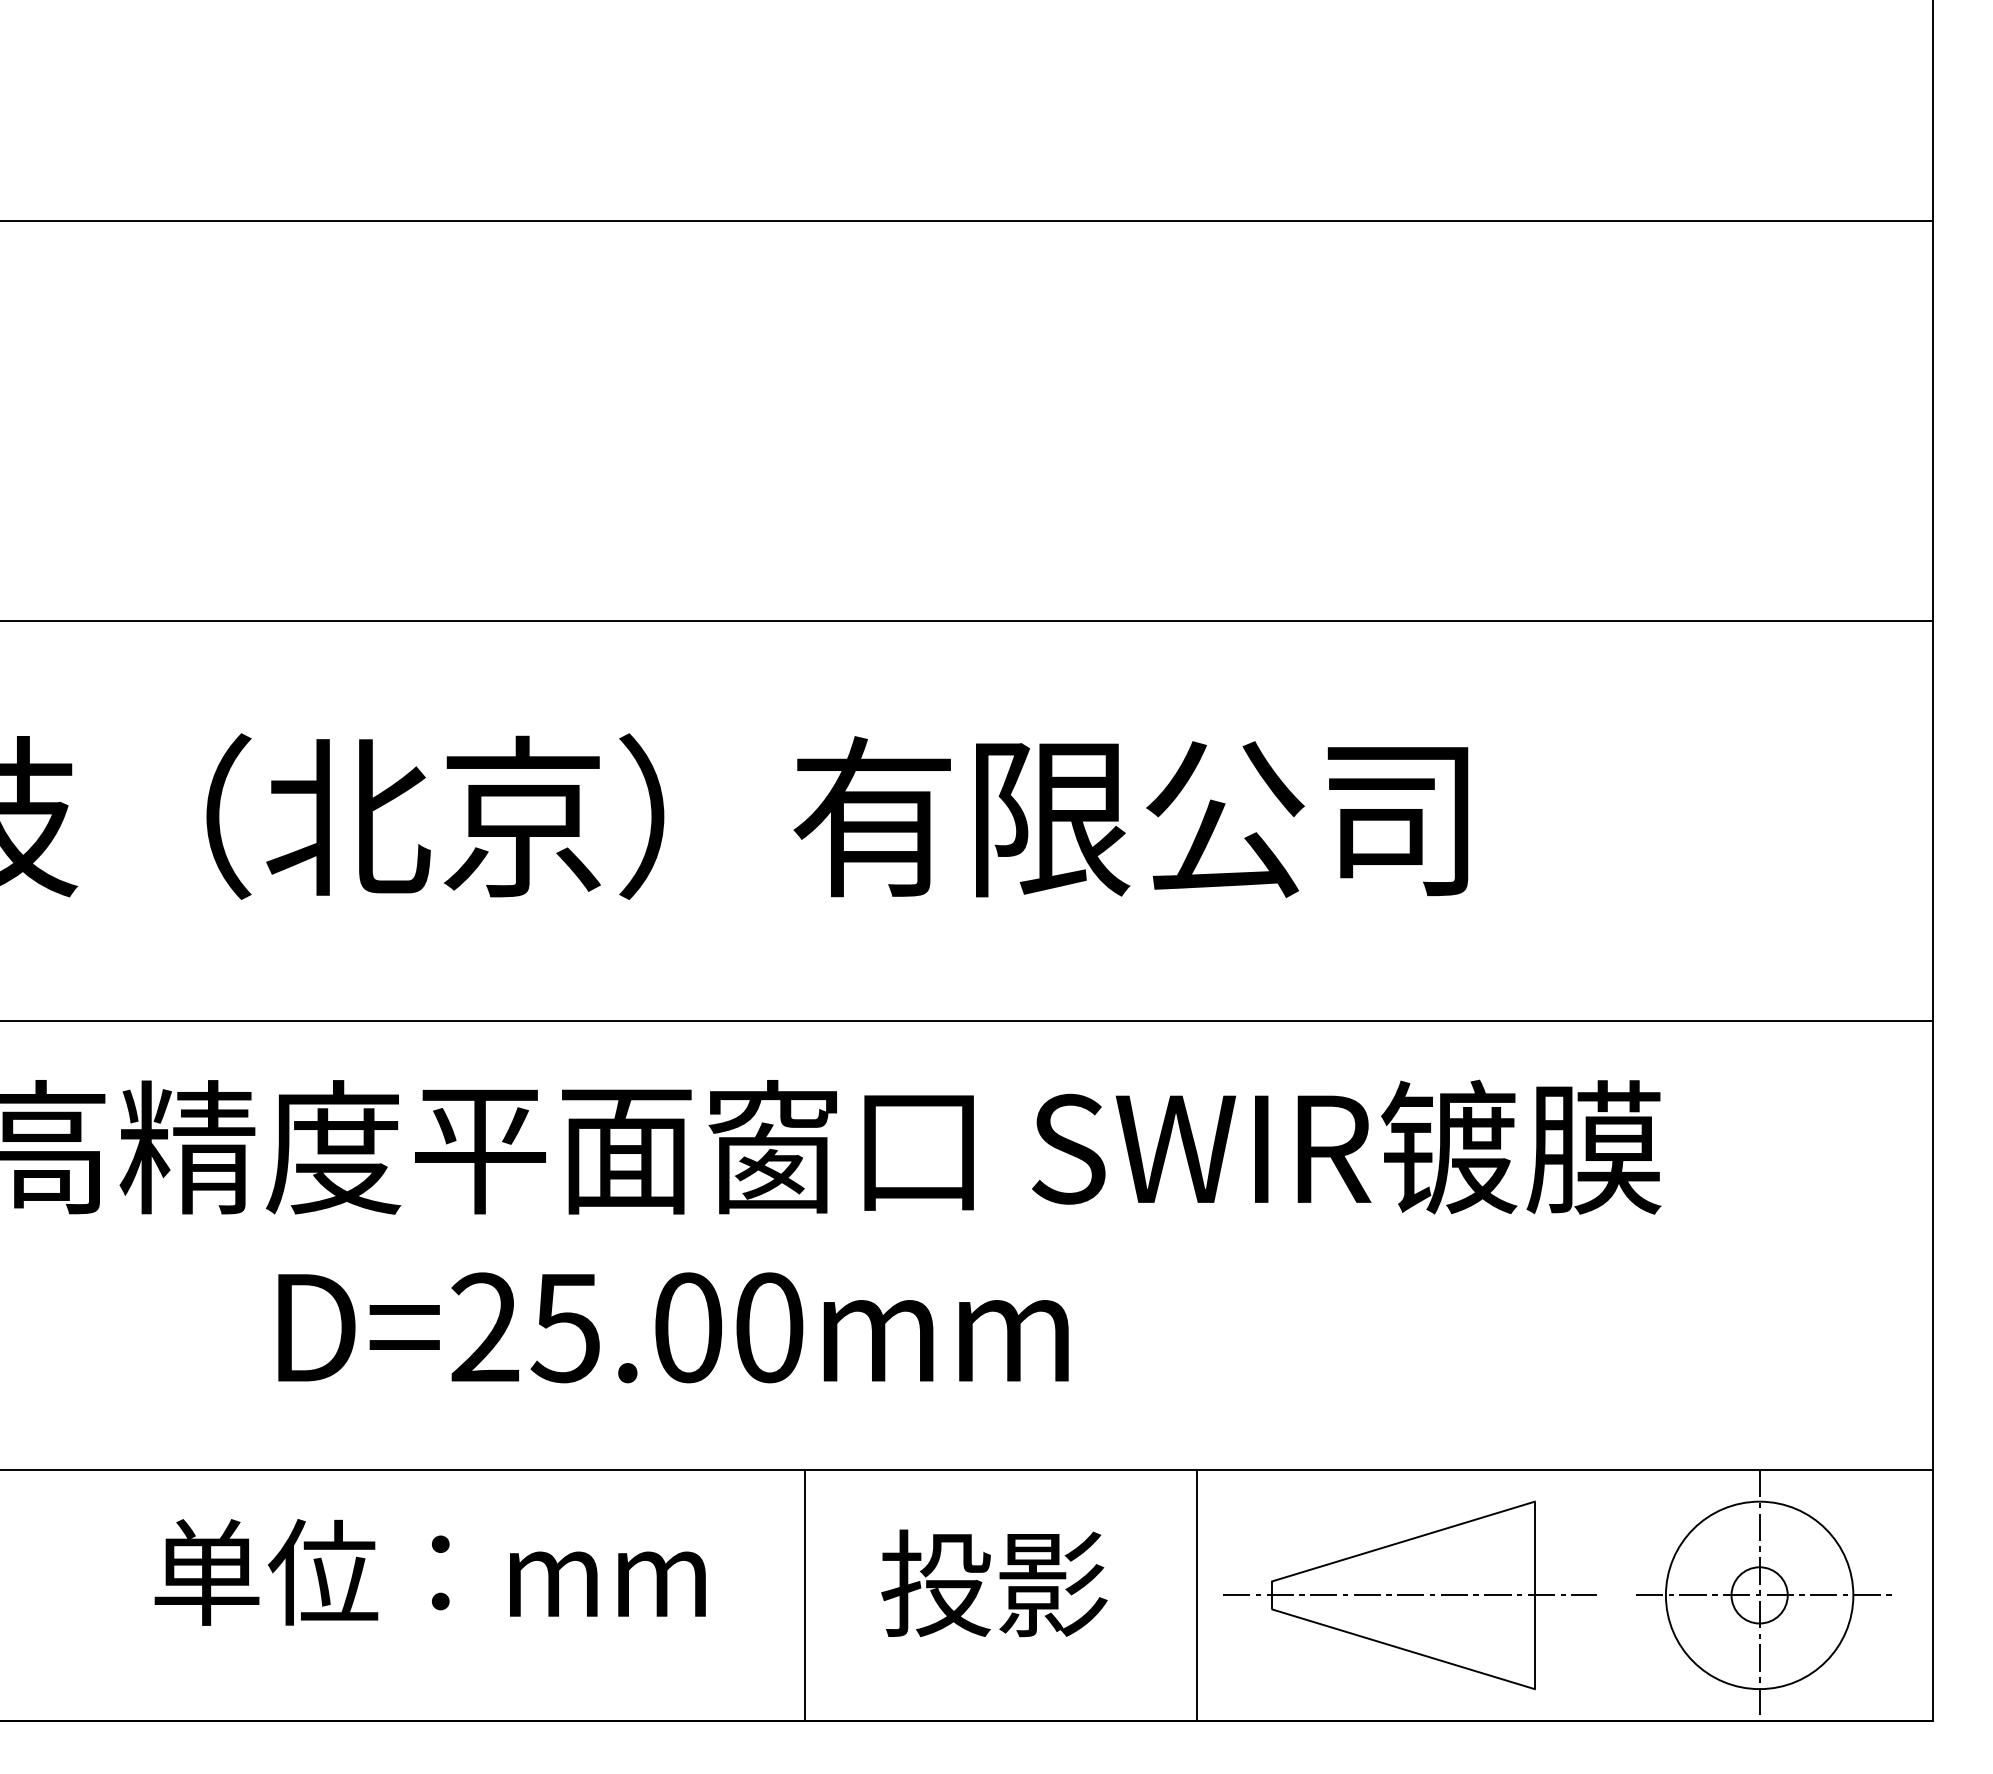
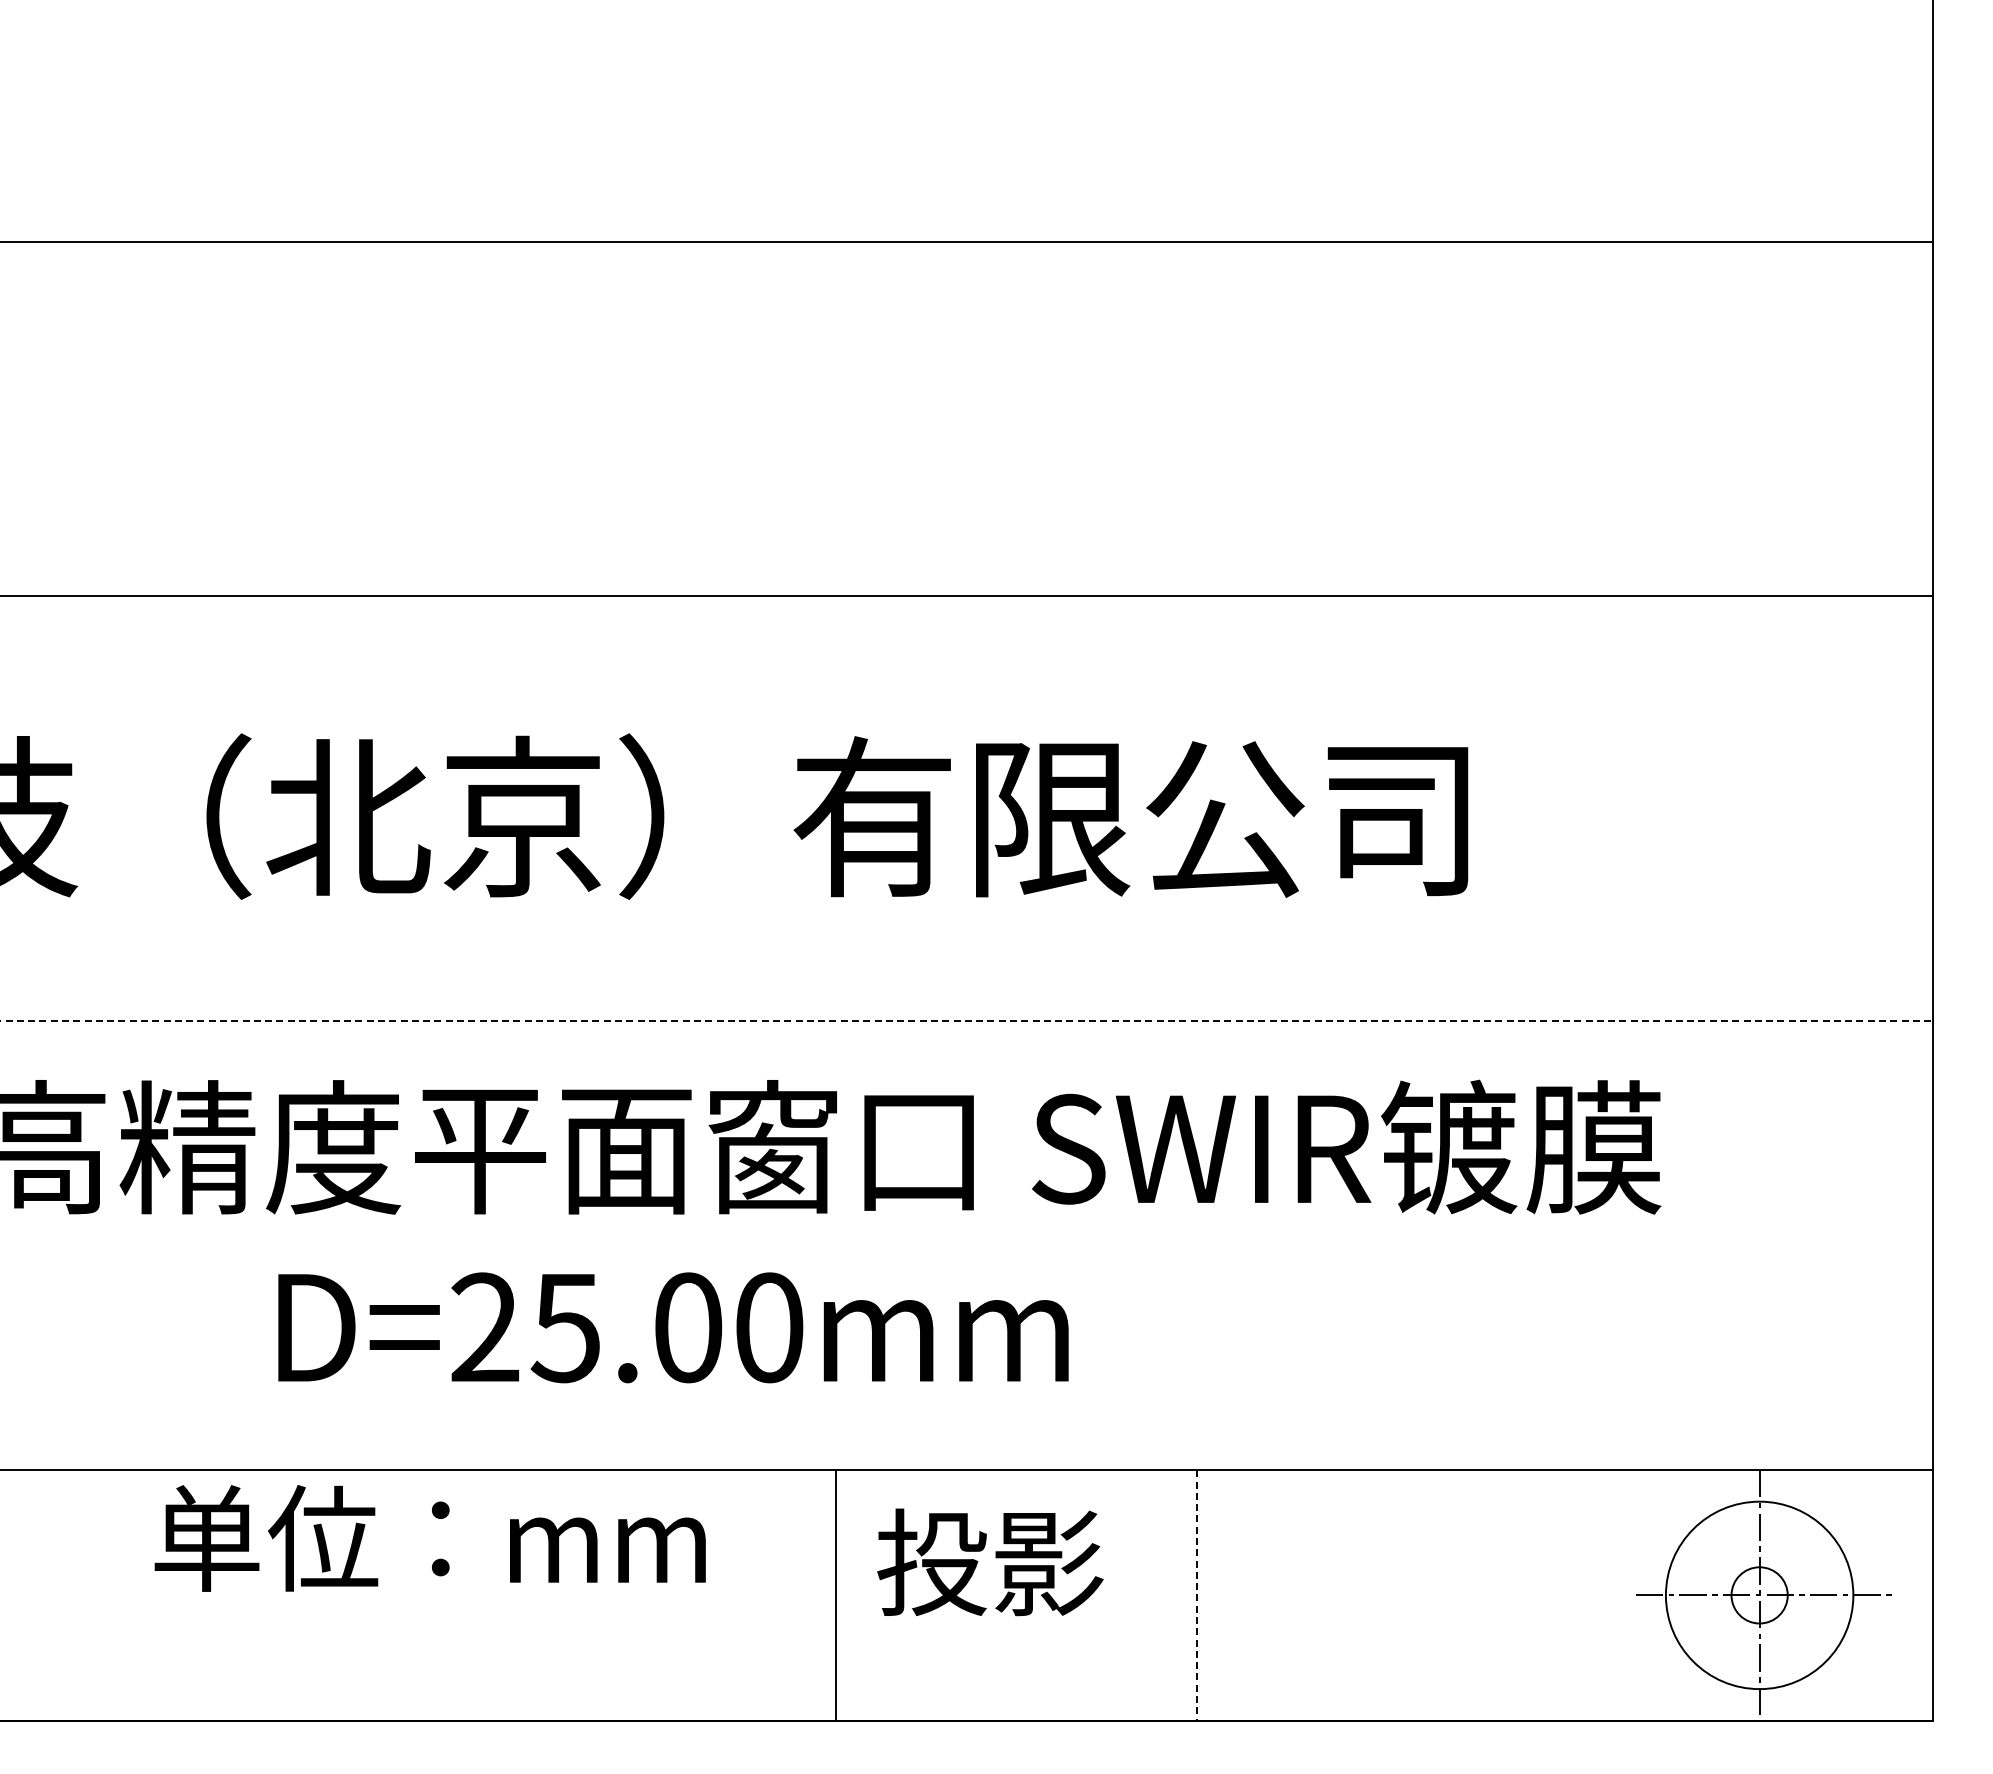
line position: (967, 220) -> (967, 241) (967, 241)
line position: (967, 620) -> (967, 595) (967, 595)
line: solid -> dashed (967, 1020)
text position: (429, 1572) -> (429, 1538) (429, 1538)
text position: (994, 1583) -> (990, 1562) (990, 1562)
line position: (805, 1595) -> (836, 1595) (836, 1595)
line: solid -> dashed (1196, 1595)
part: present -> none (1409, 1595)
